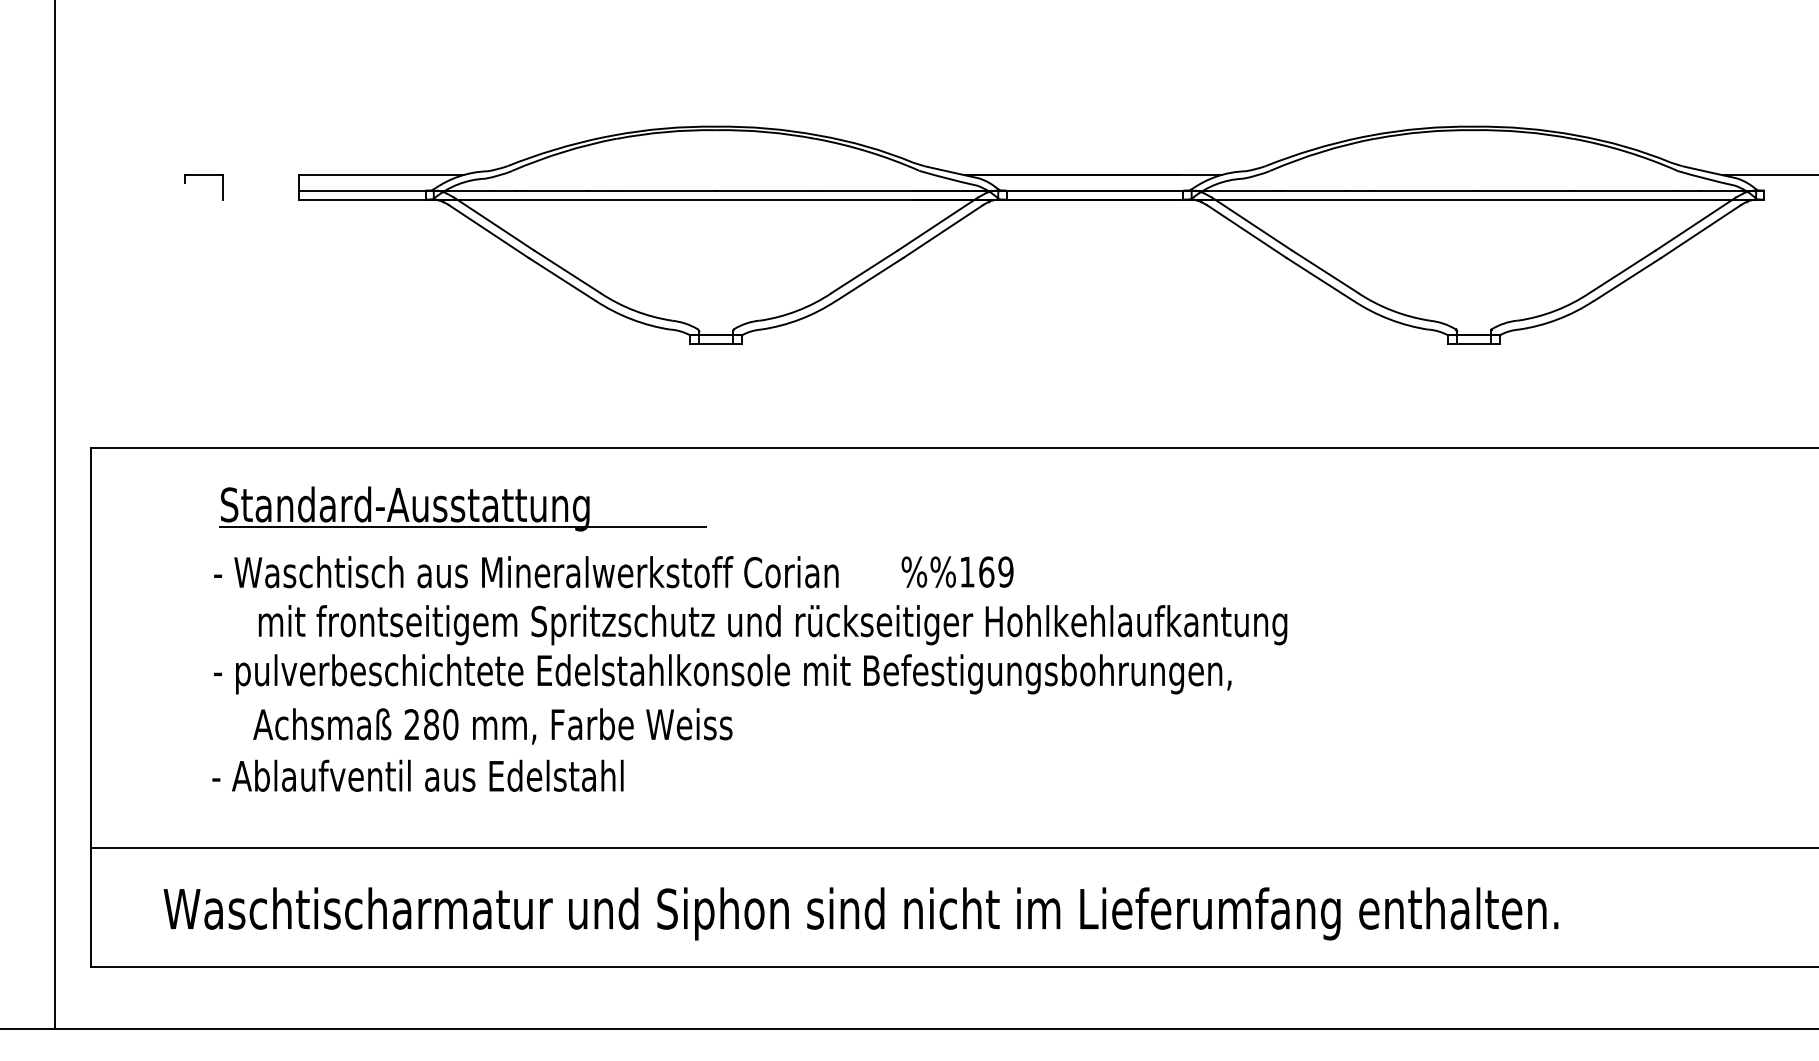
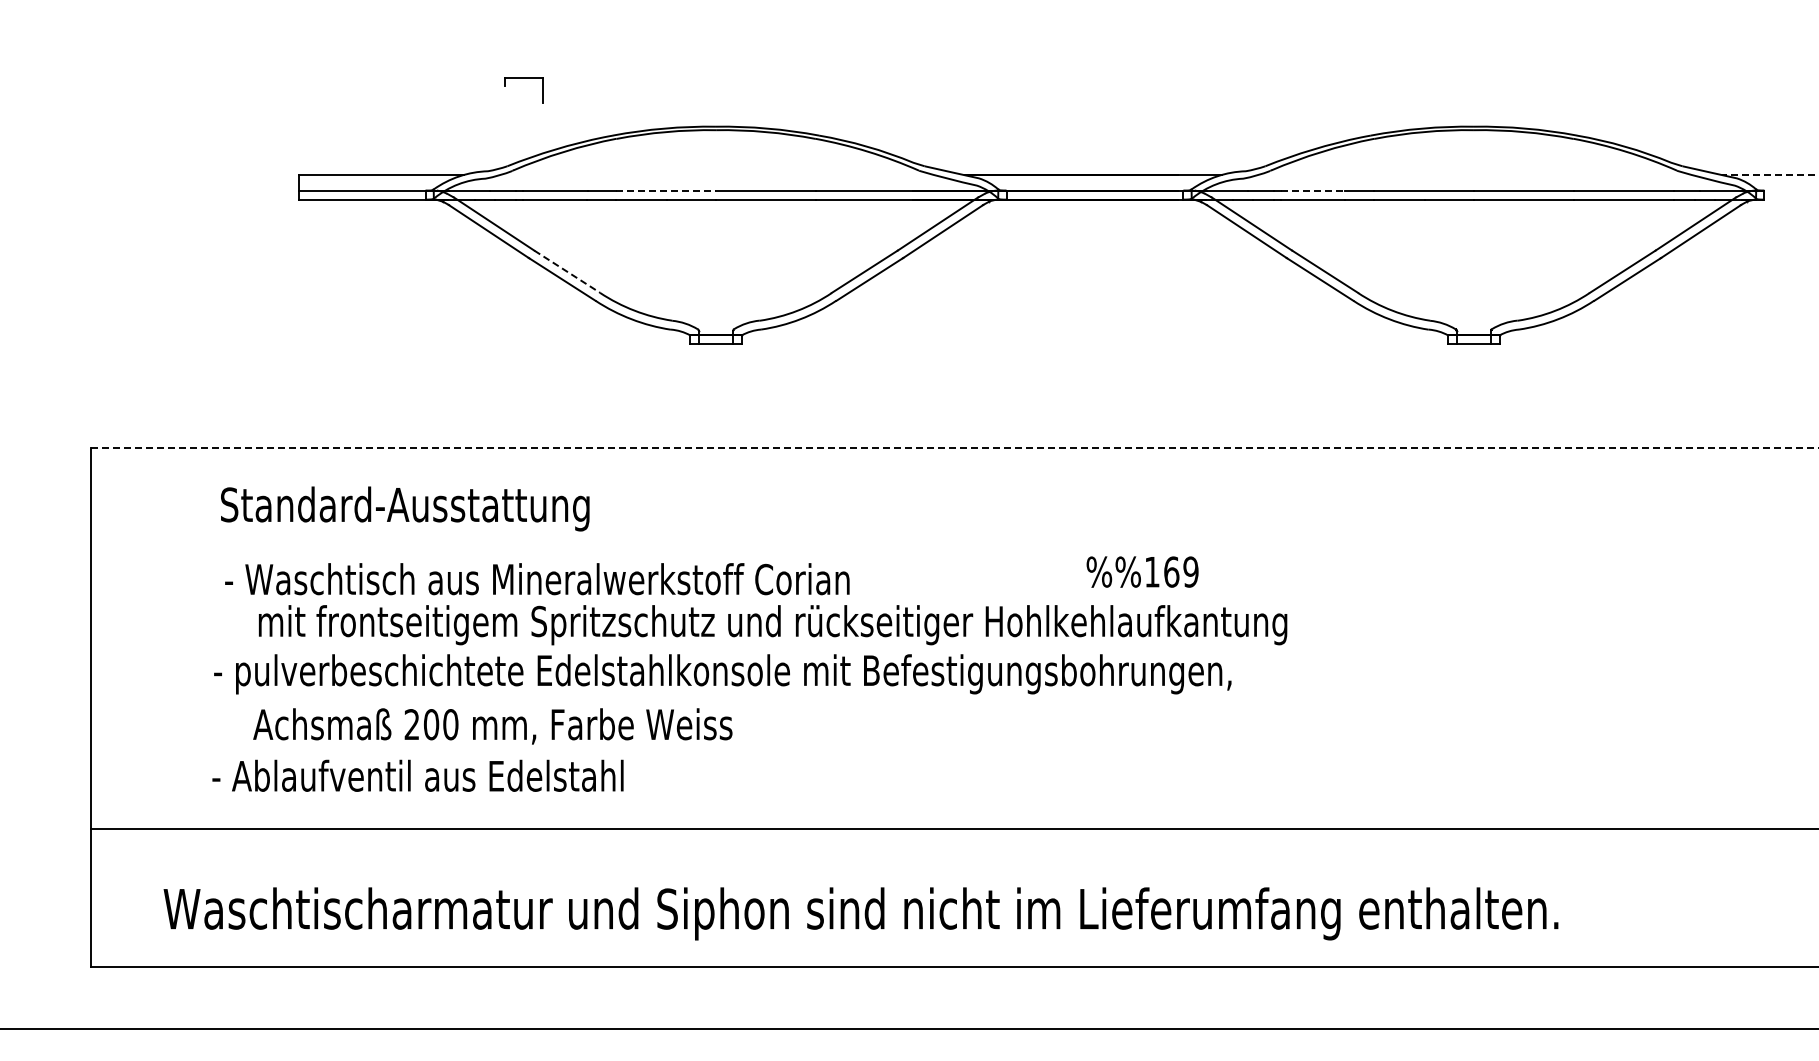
part position: (203, 175) -> (523, 78) (523, 78)
line: solid -> dashed (1771, 175)
line: solid -> dashed (666, 190)
line: solid -> dashed (1313, 190)
line: solid -> dashed (567, 272)
line: solid -> dashed (954, 448)
line: present -> none (54, 515)
line: present -> none (462, 526)
text position: (957, 571) -> (1142, 571) (1142, 571)
text position: (526, 572) -> (537, 579) (537, 579)
text: 280 -> 200 (431, 724)
line position: (953, 848) -> (953, 829) (953, 829)
